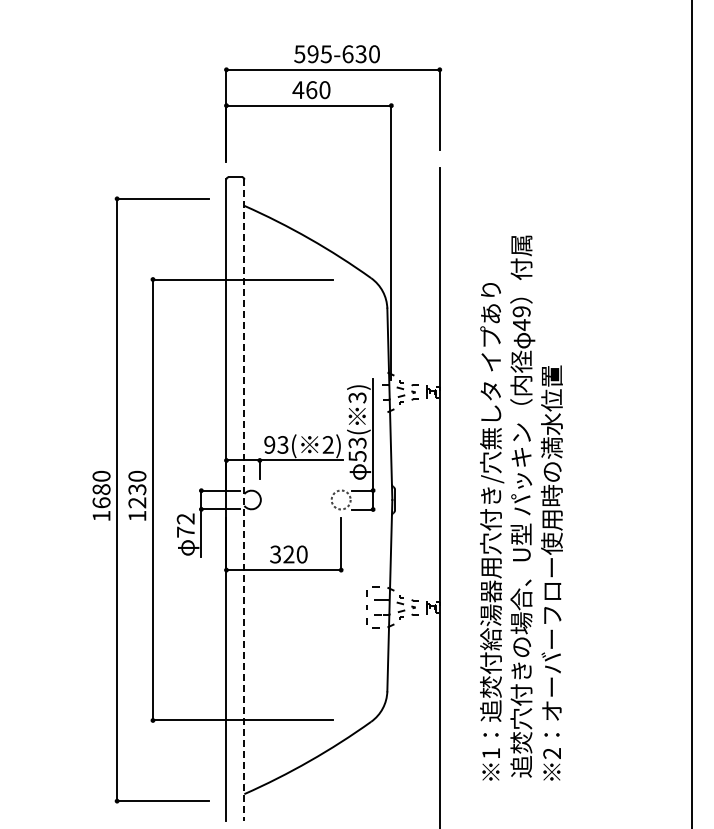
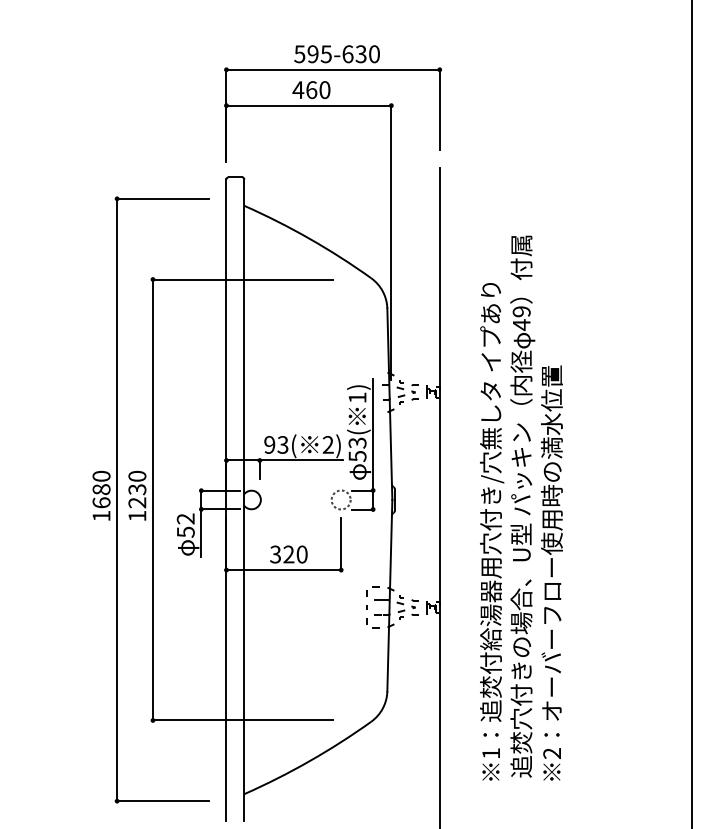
text: 3) -> 1) (357, 397)
line: dashed -> solid (244, 500)
text: 72 -> 52 (185, 531)
